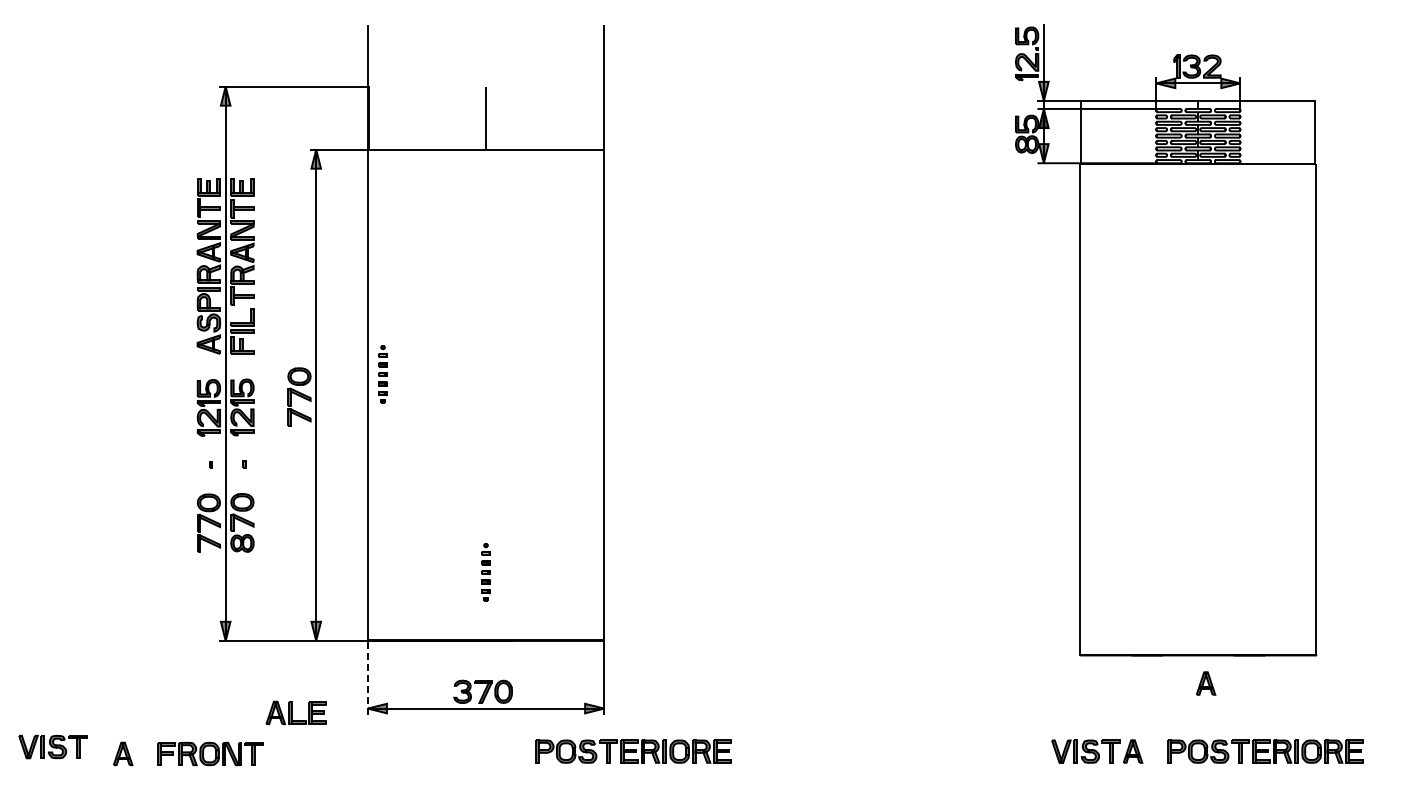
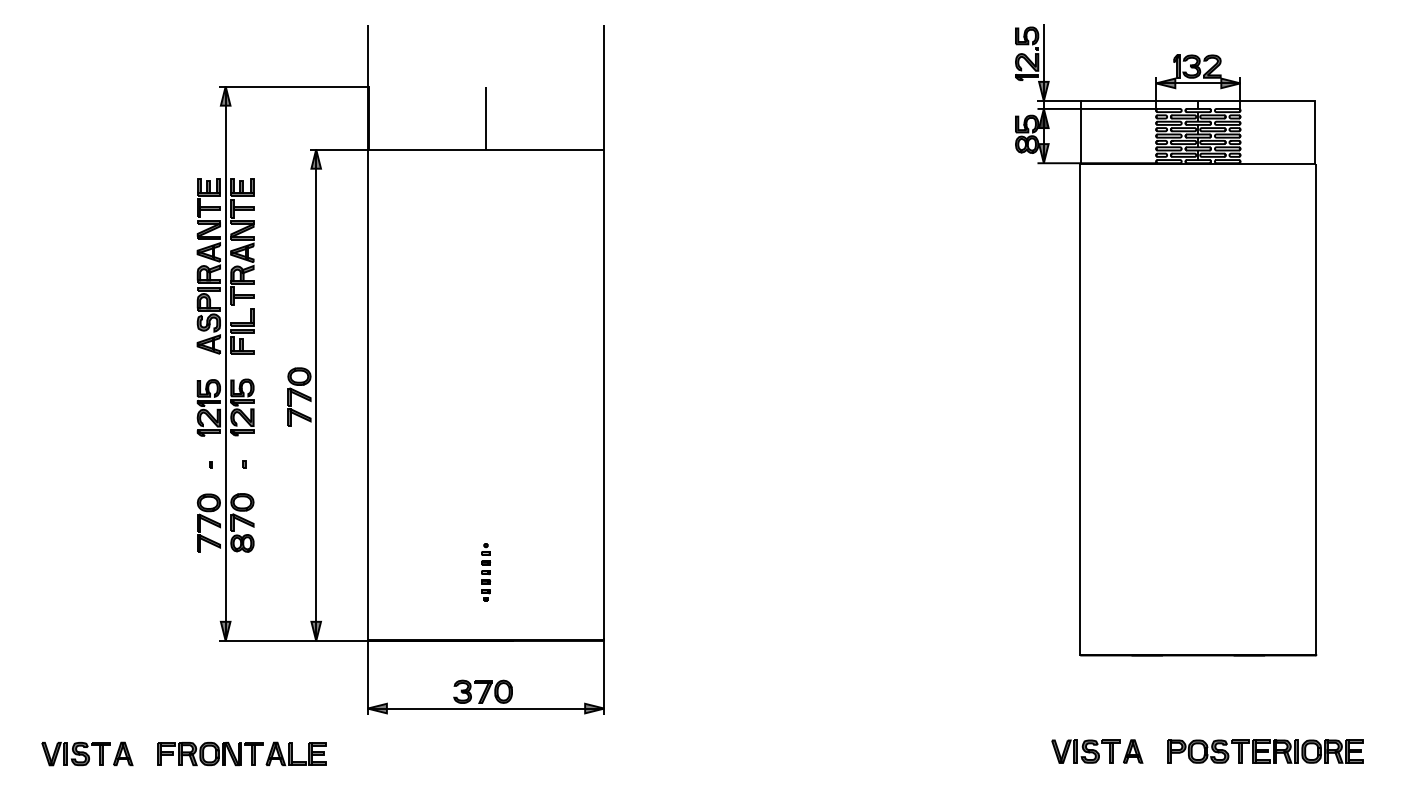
part: present -> none (383, 374)
line: dashed -> solid (367, 679)
part: present -> none (1206, 683)
part position: (295, 712) -> (295, 753) (295, 753)
part position: (52, 747) -> (75, 754) (75, 754)
part: present -> none (633, 751)
